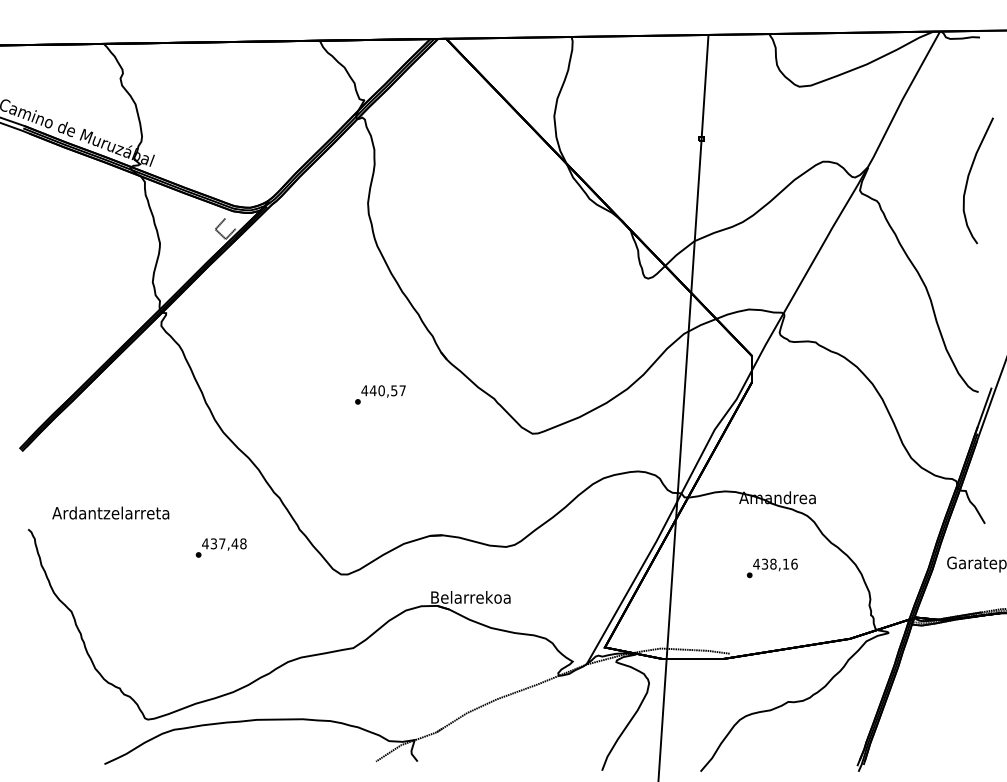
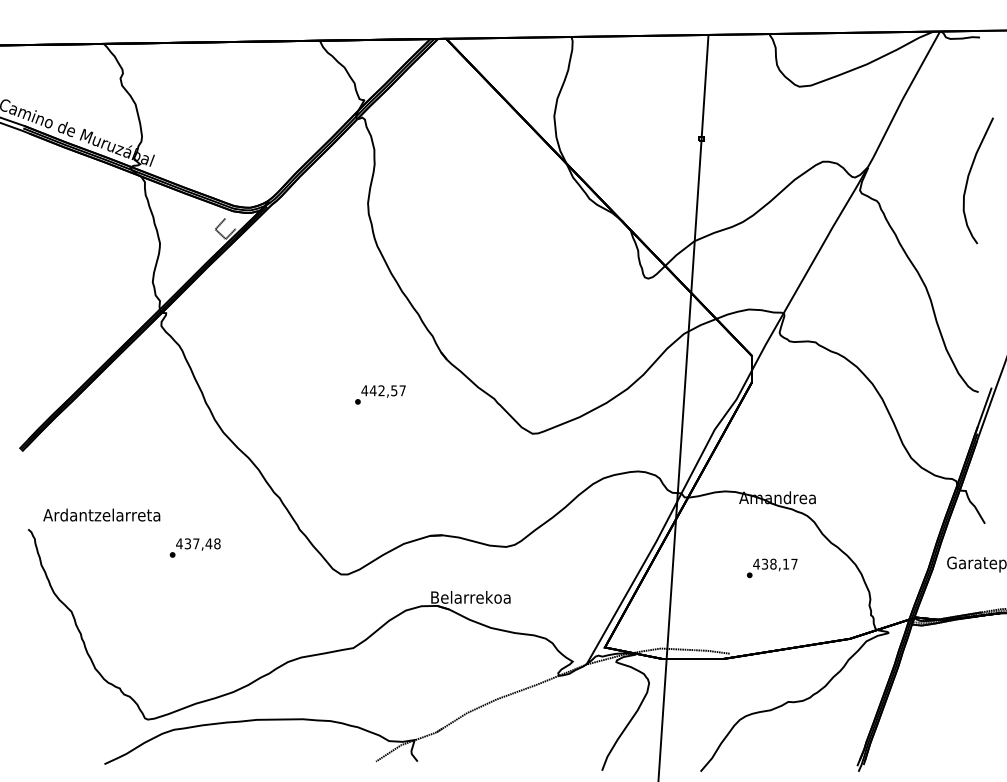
text: 440,57 -> 442,57 (381, 390)
text position: (110, 512) -> (101, 514) (101, 514)
text position: (220, 547) -> (194, 547) (194, 547)
text: 438,16 -> 438,17 (794, 563)
